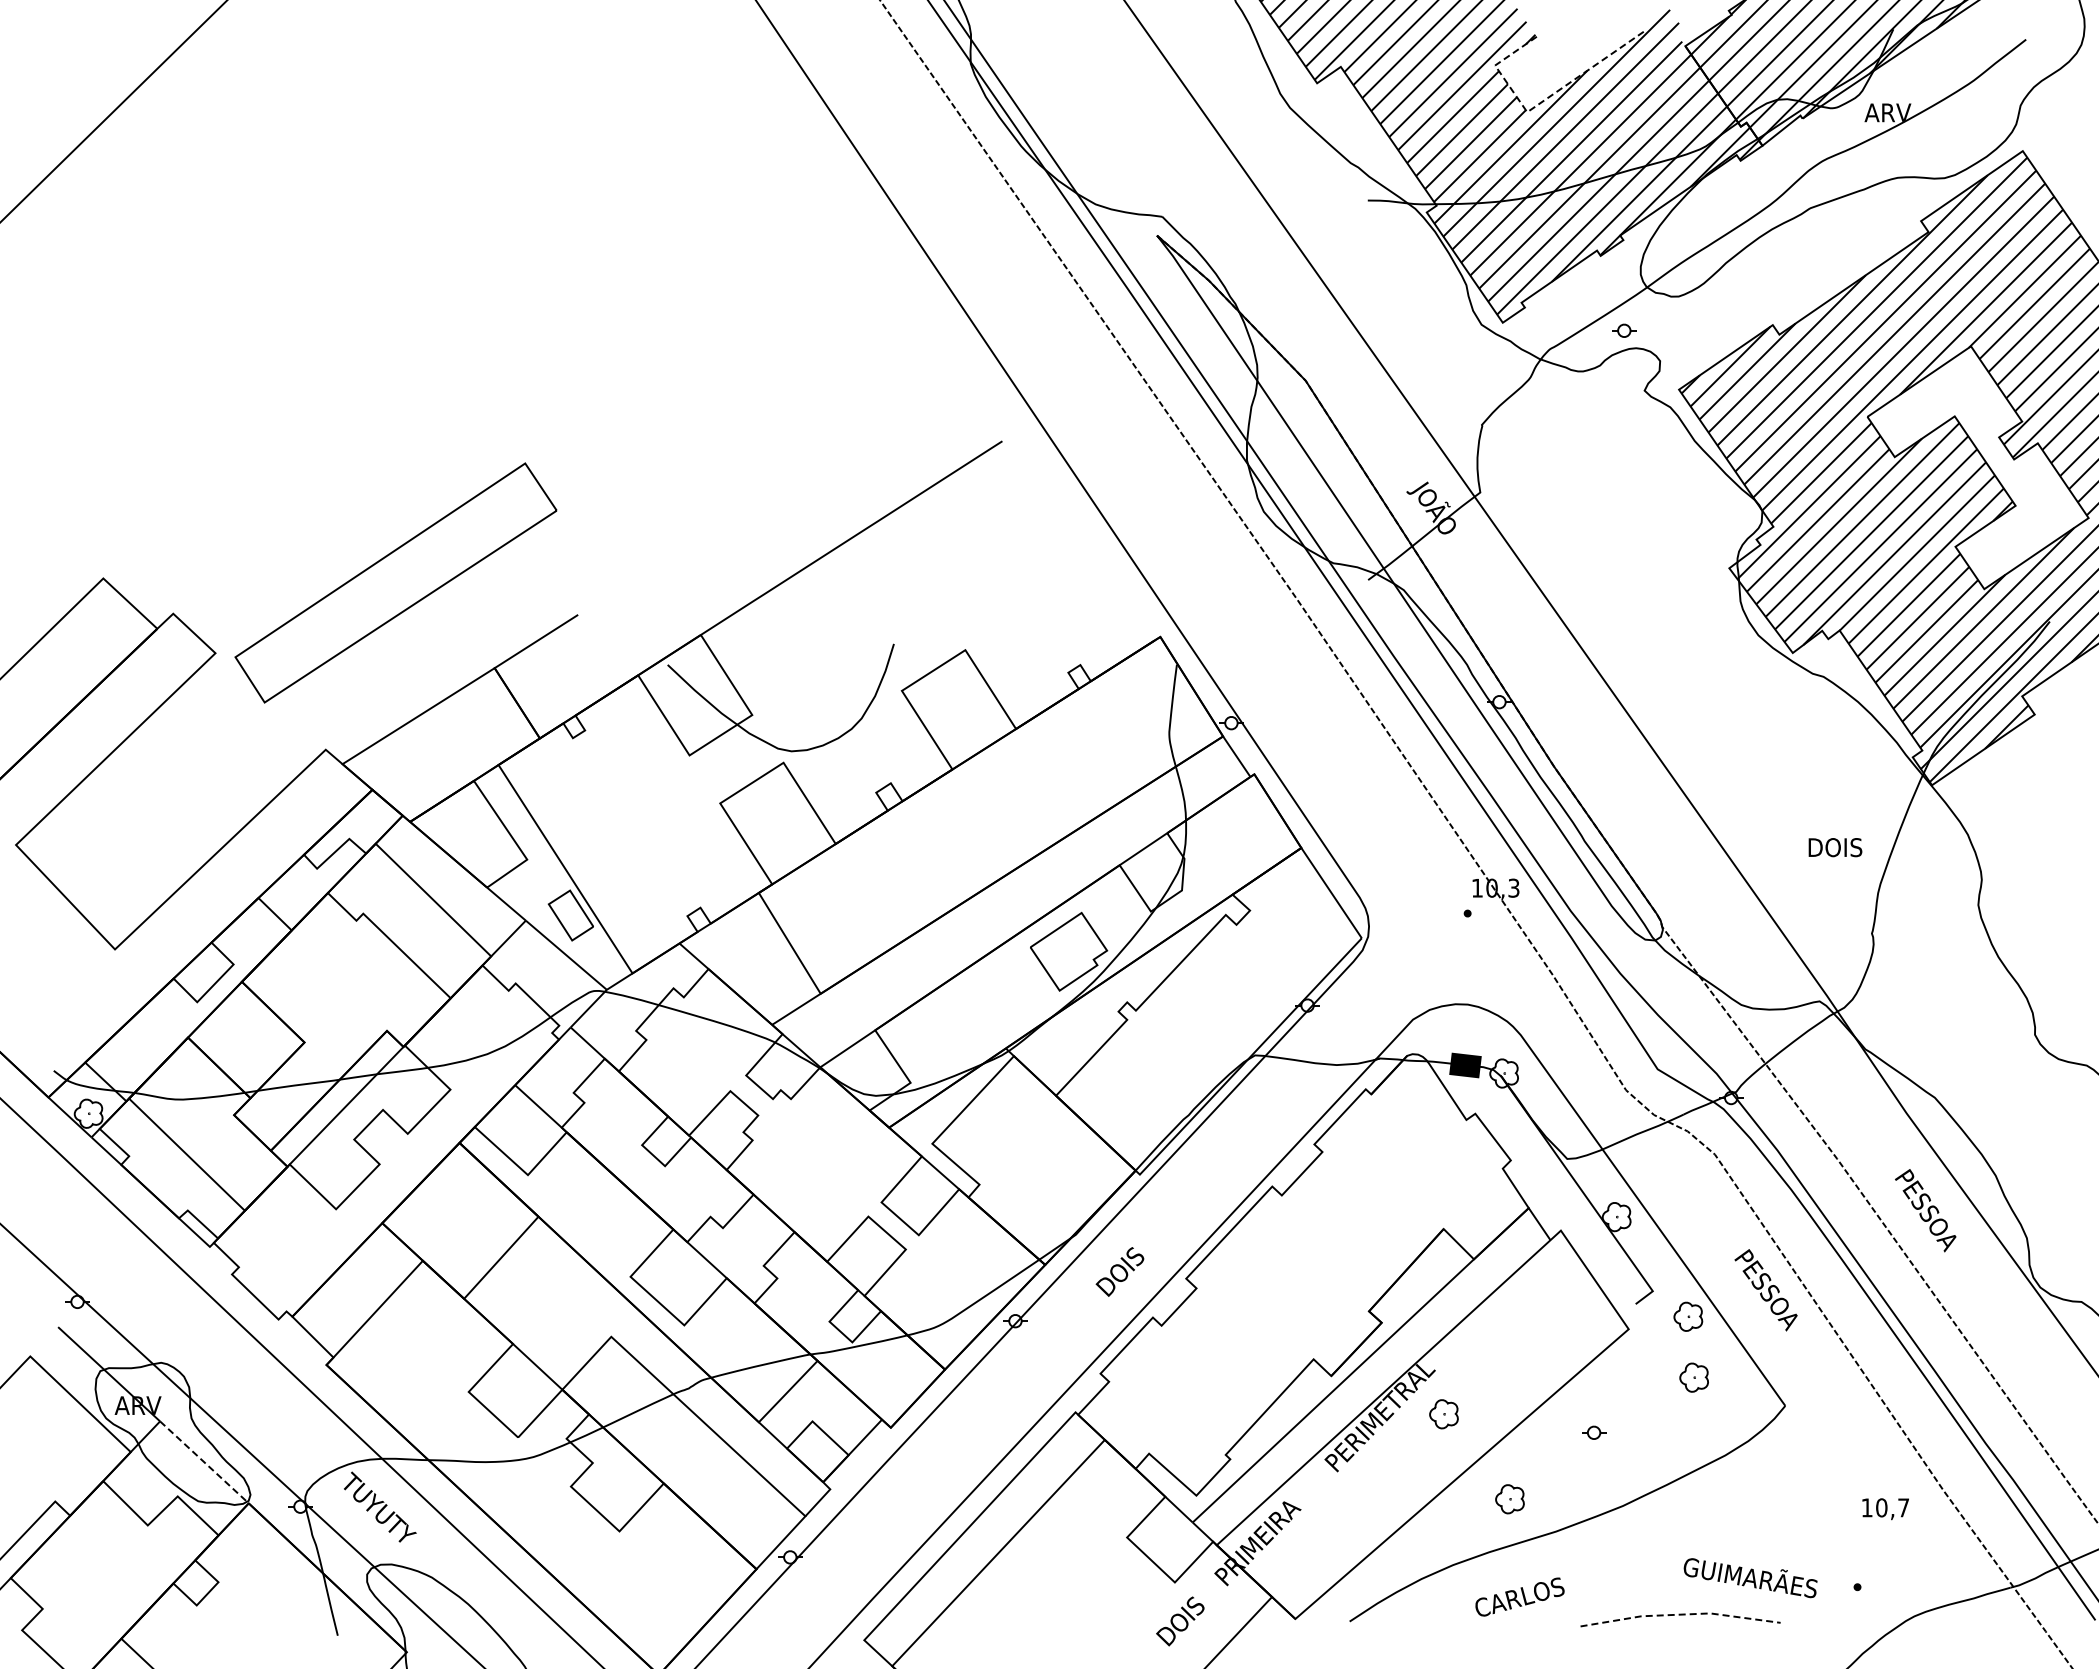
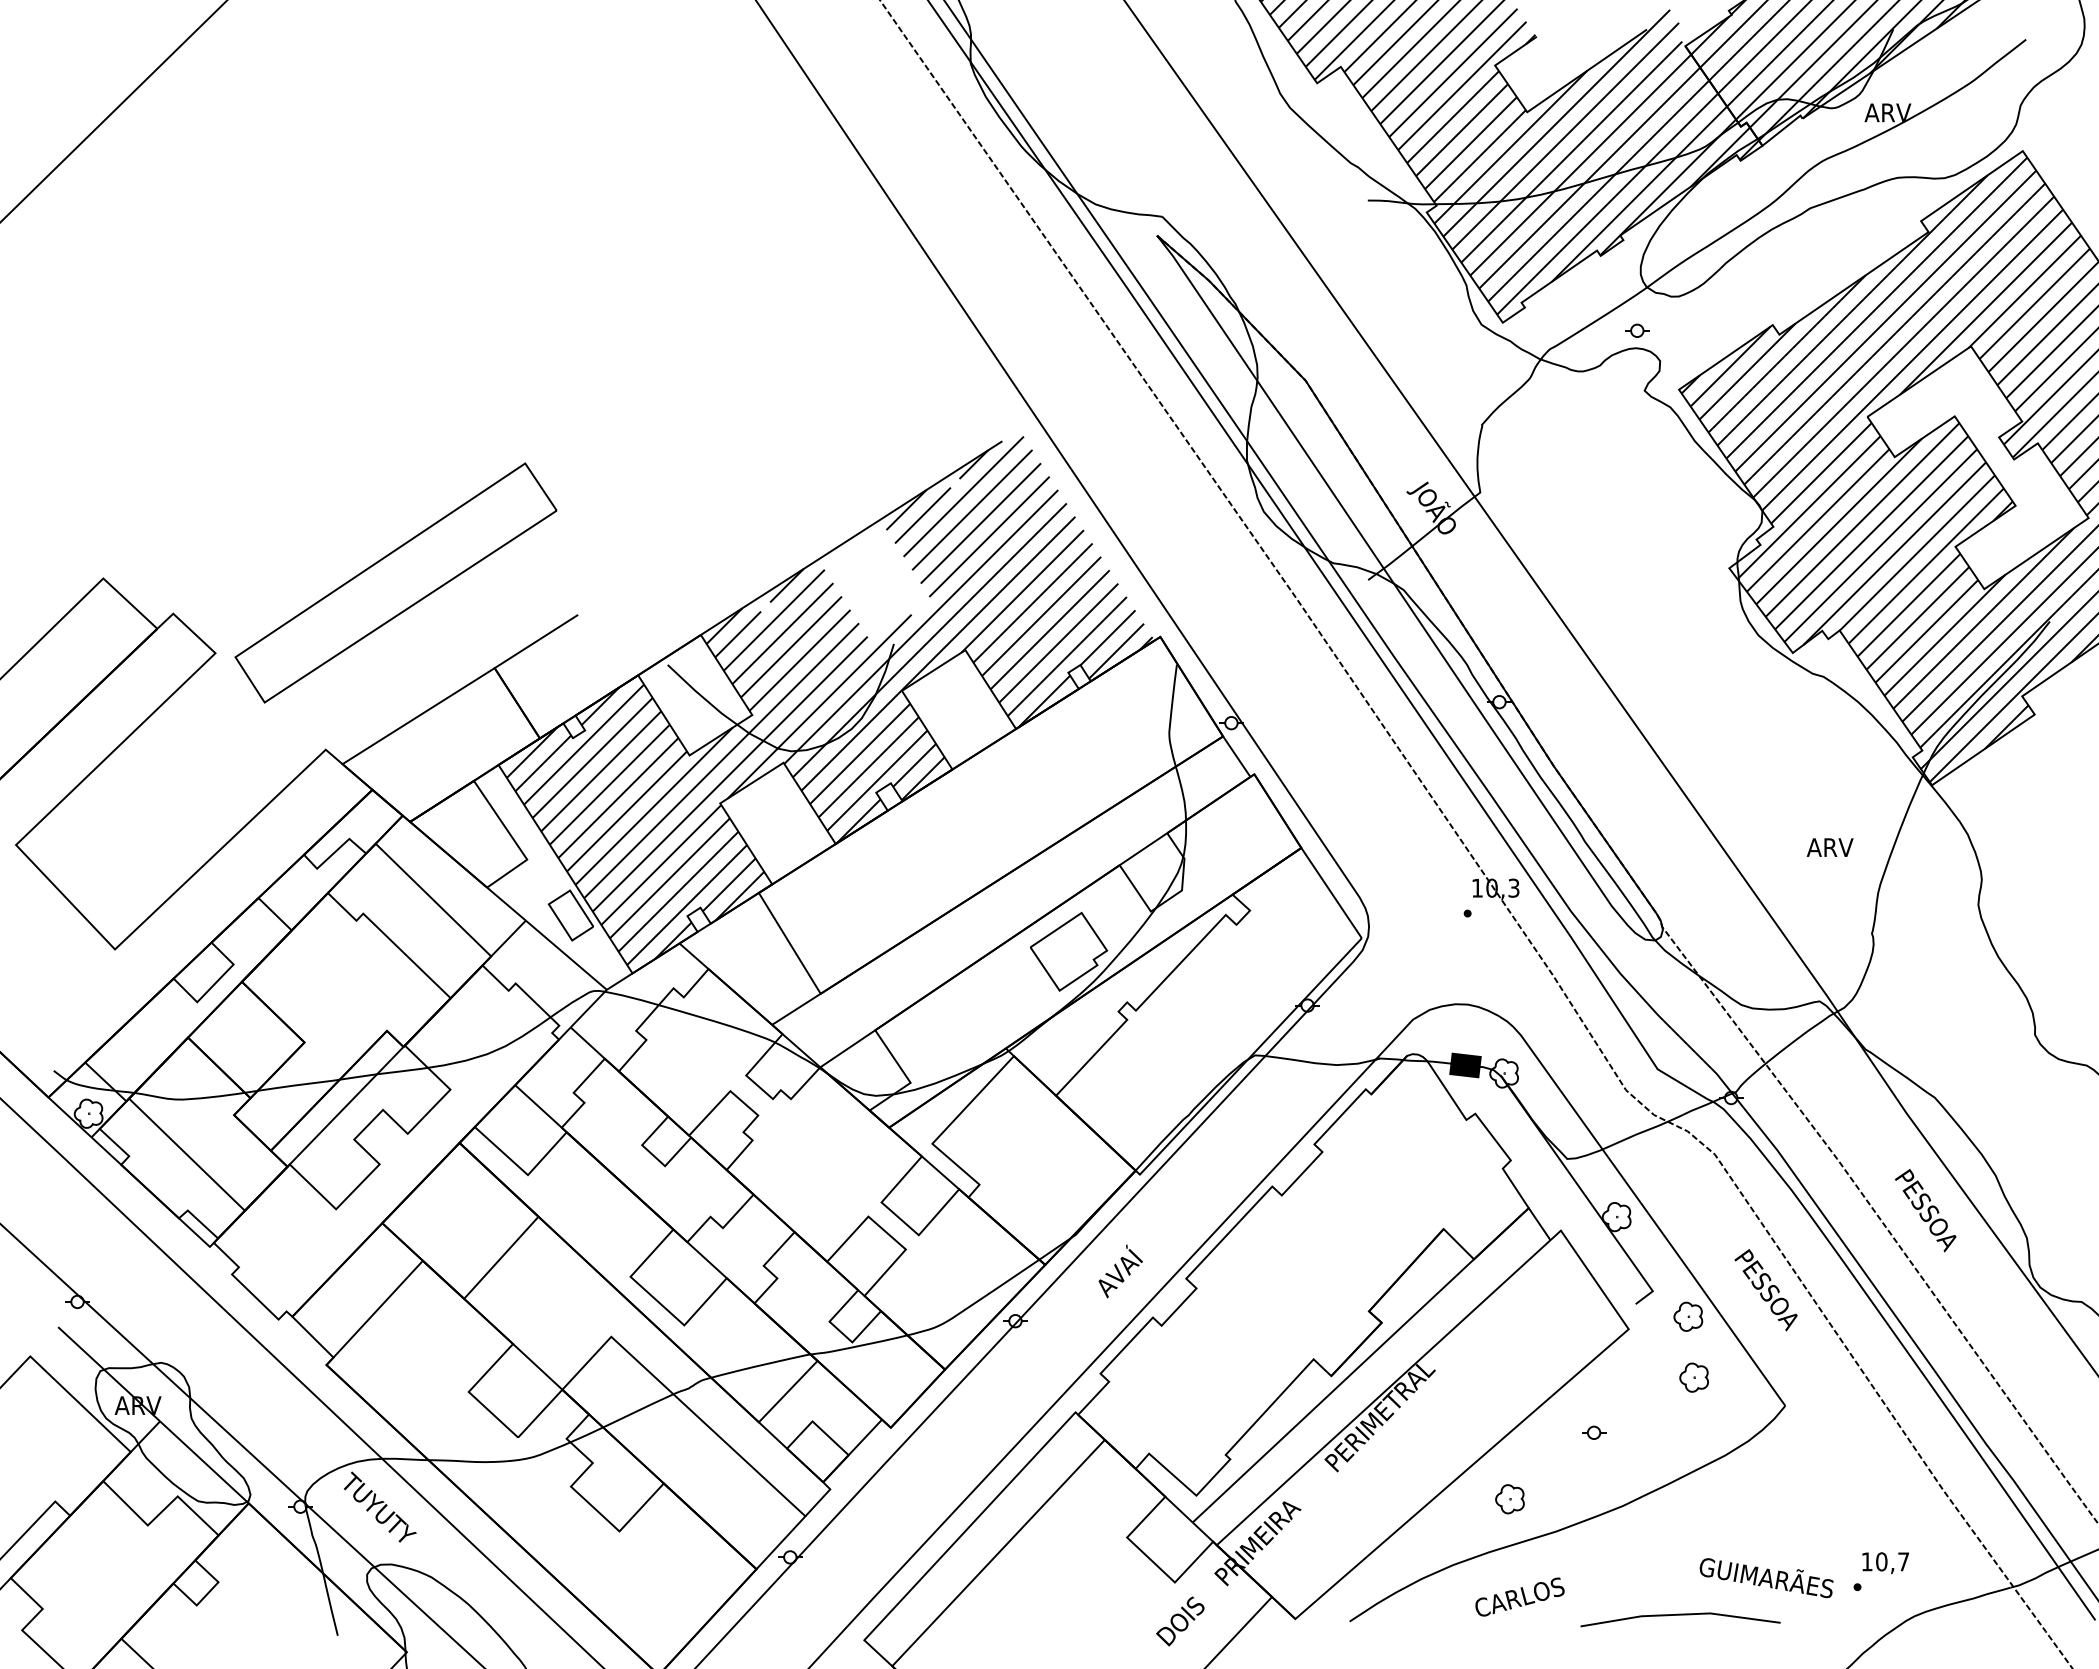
line: dashed -> solid (1542, 102)
part position: (1624, 330) -> (1637, 330) (1637, 330)
hatch: none -> present (829, 700)
text: DOIS -> ARV (1834, 847)
text: DOIS -> AVAÍ (1119, 1271)
part: present -> none (1443, 1414)
line: dashed -> solid (204, 1462)
text position: (1885, 1509) -> (1885, 1563) (1885, 1563)
text position: (1750, 1578) -> (1766, 1578) (1766, 1578)
line: dashed -> solid (1680, 1614)
